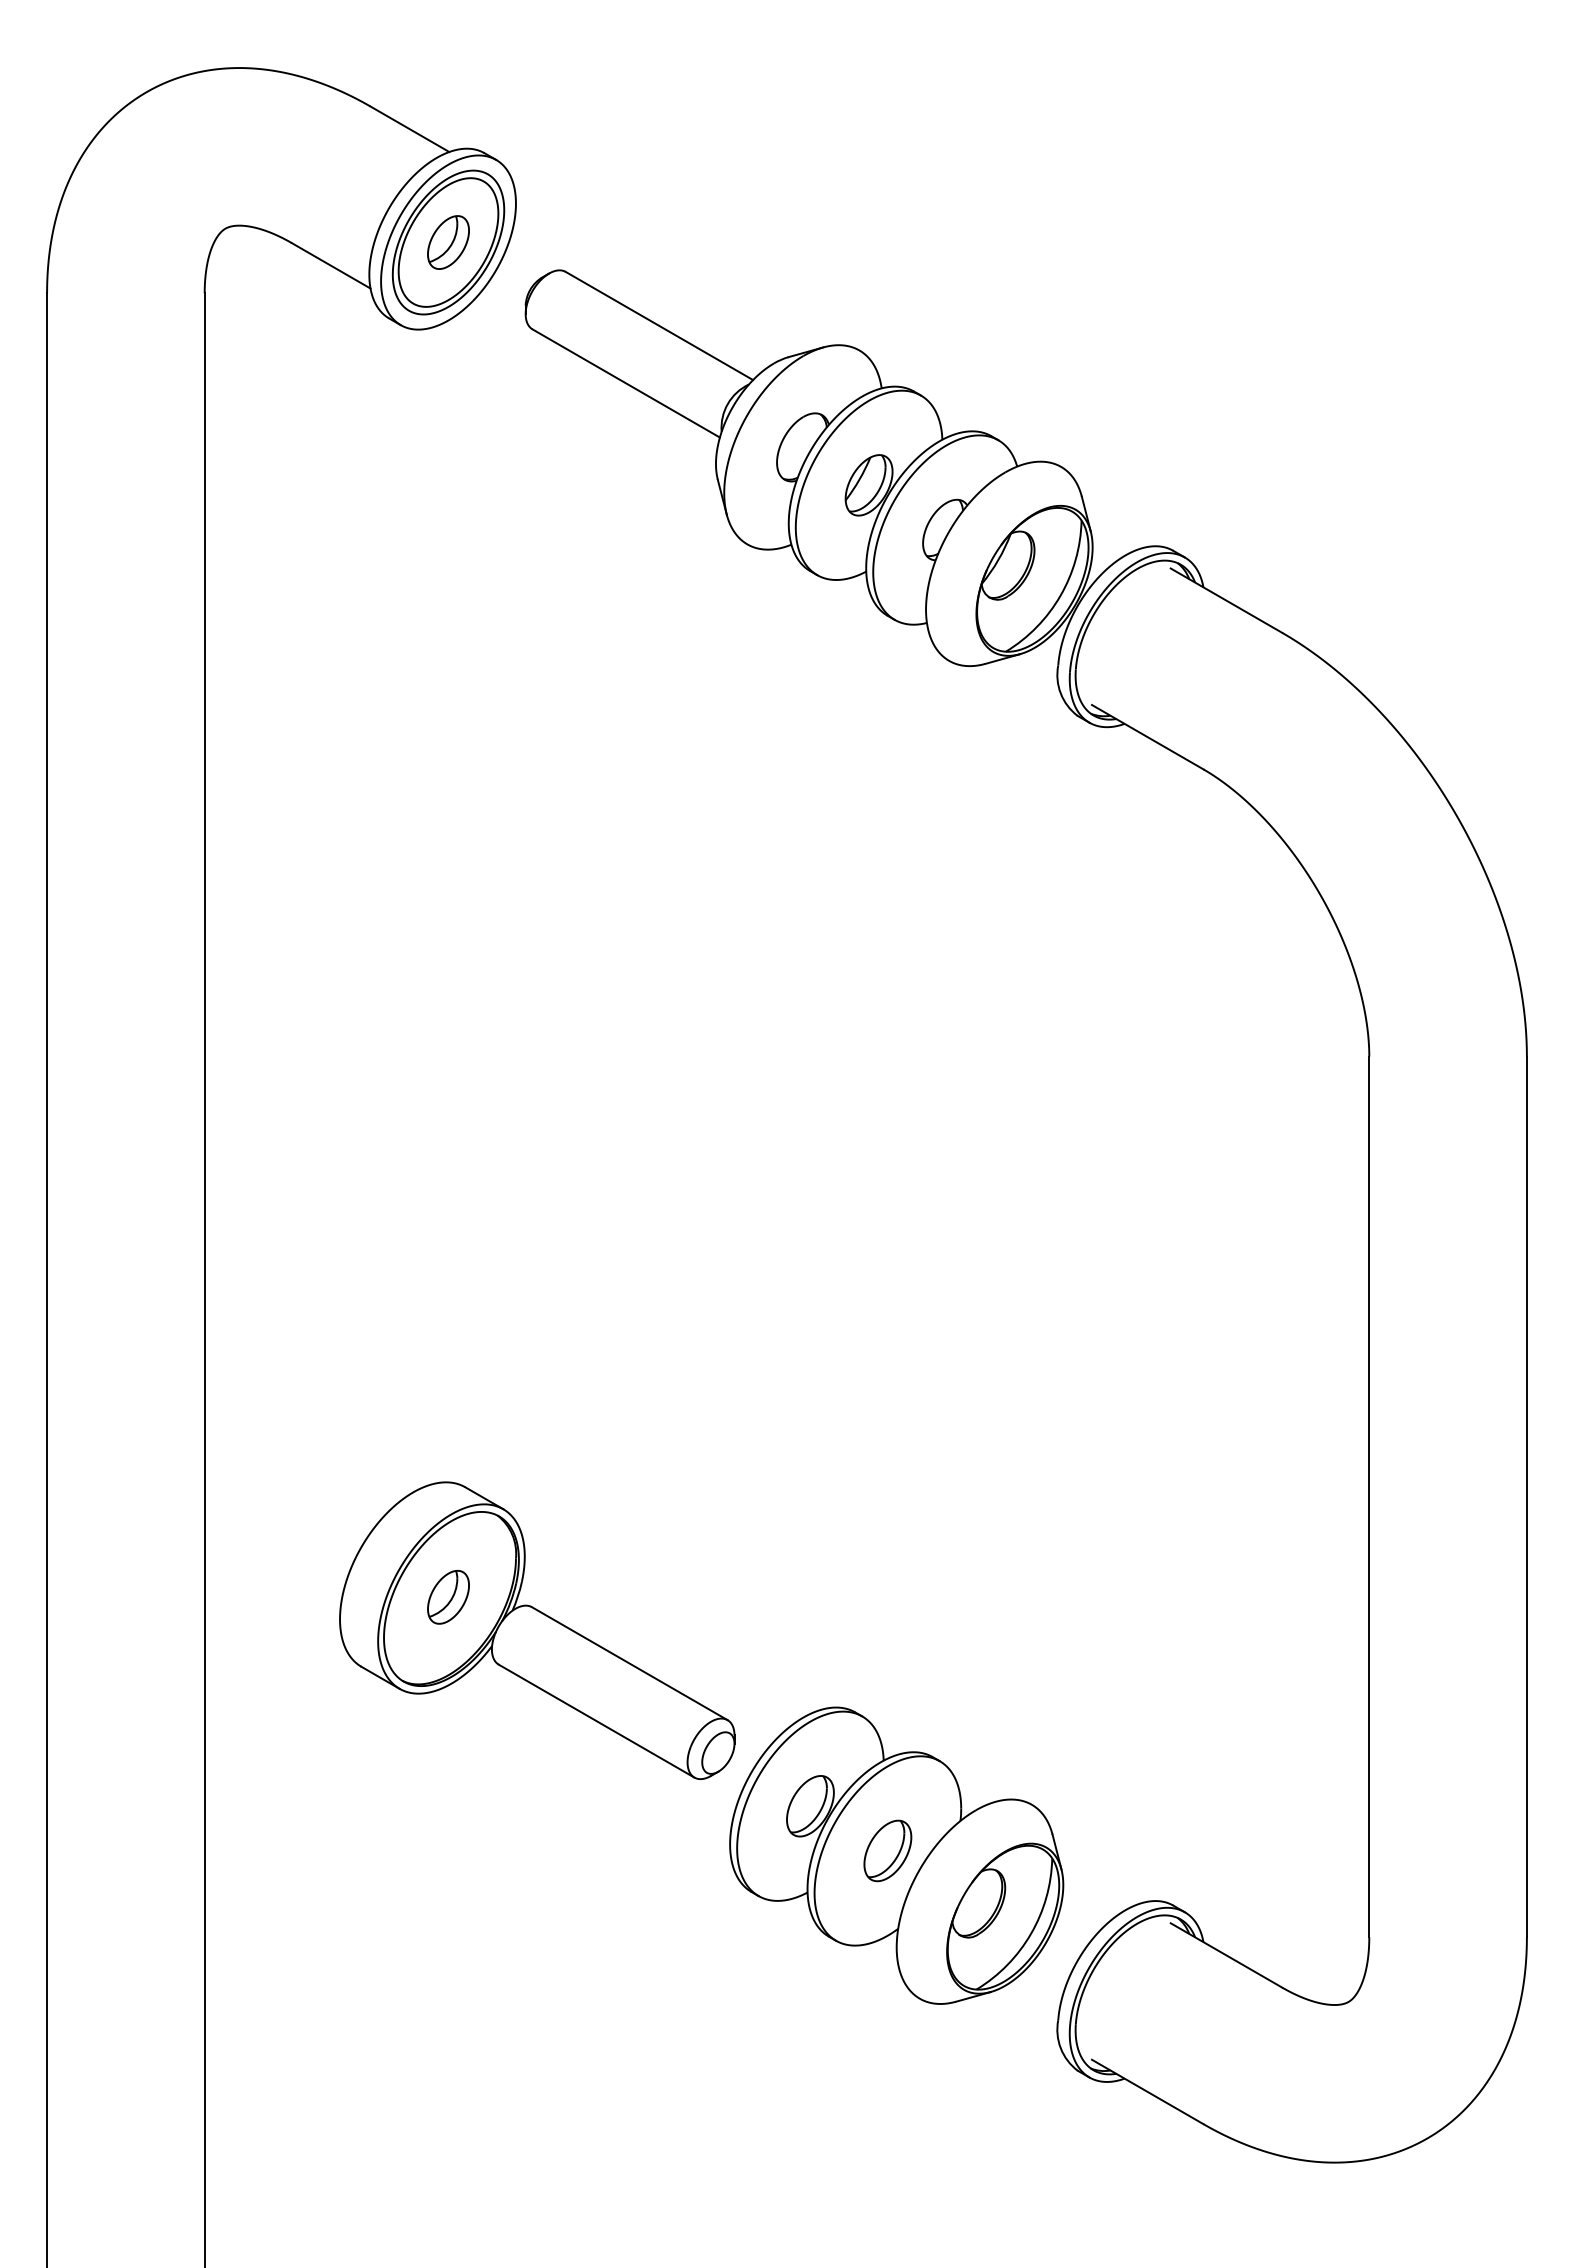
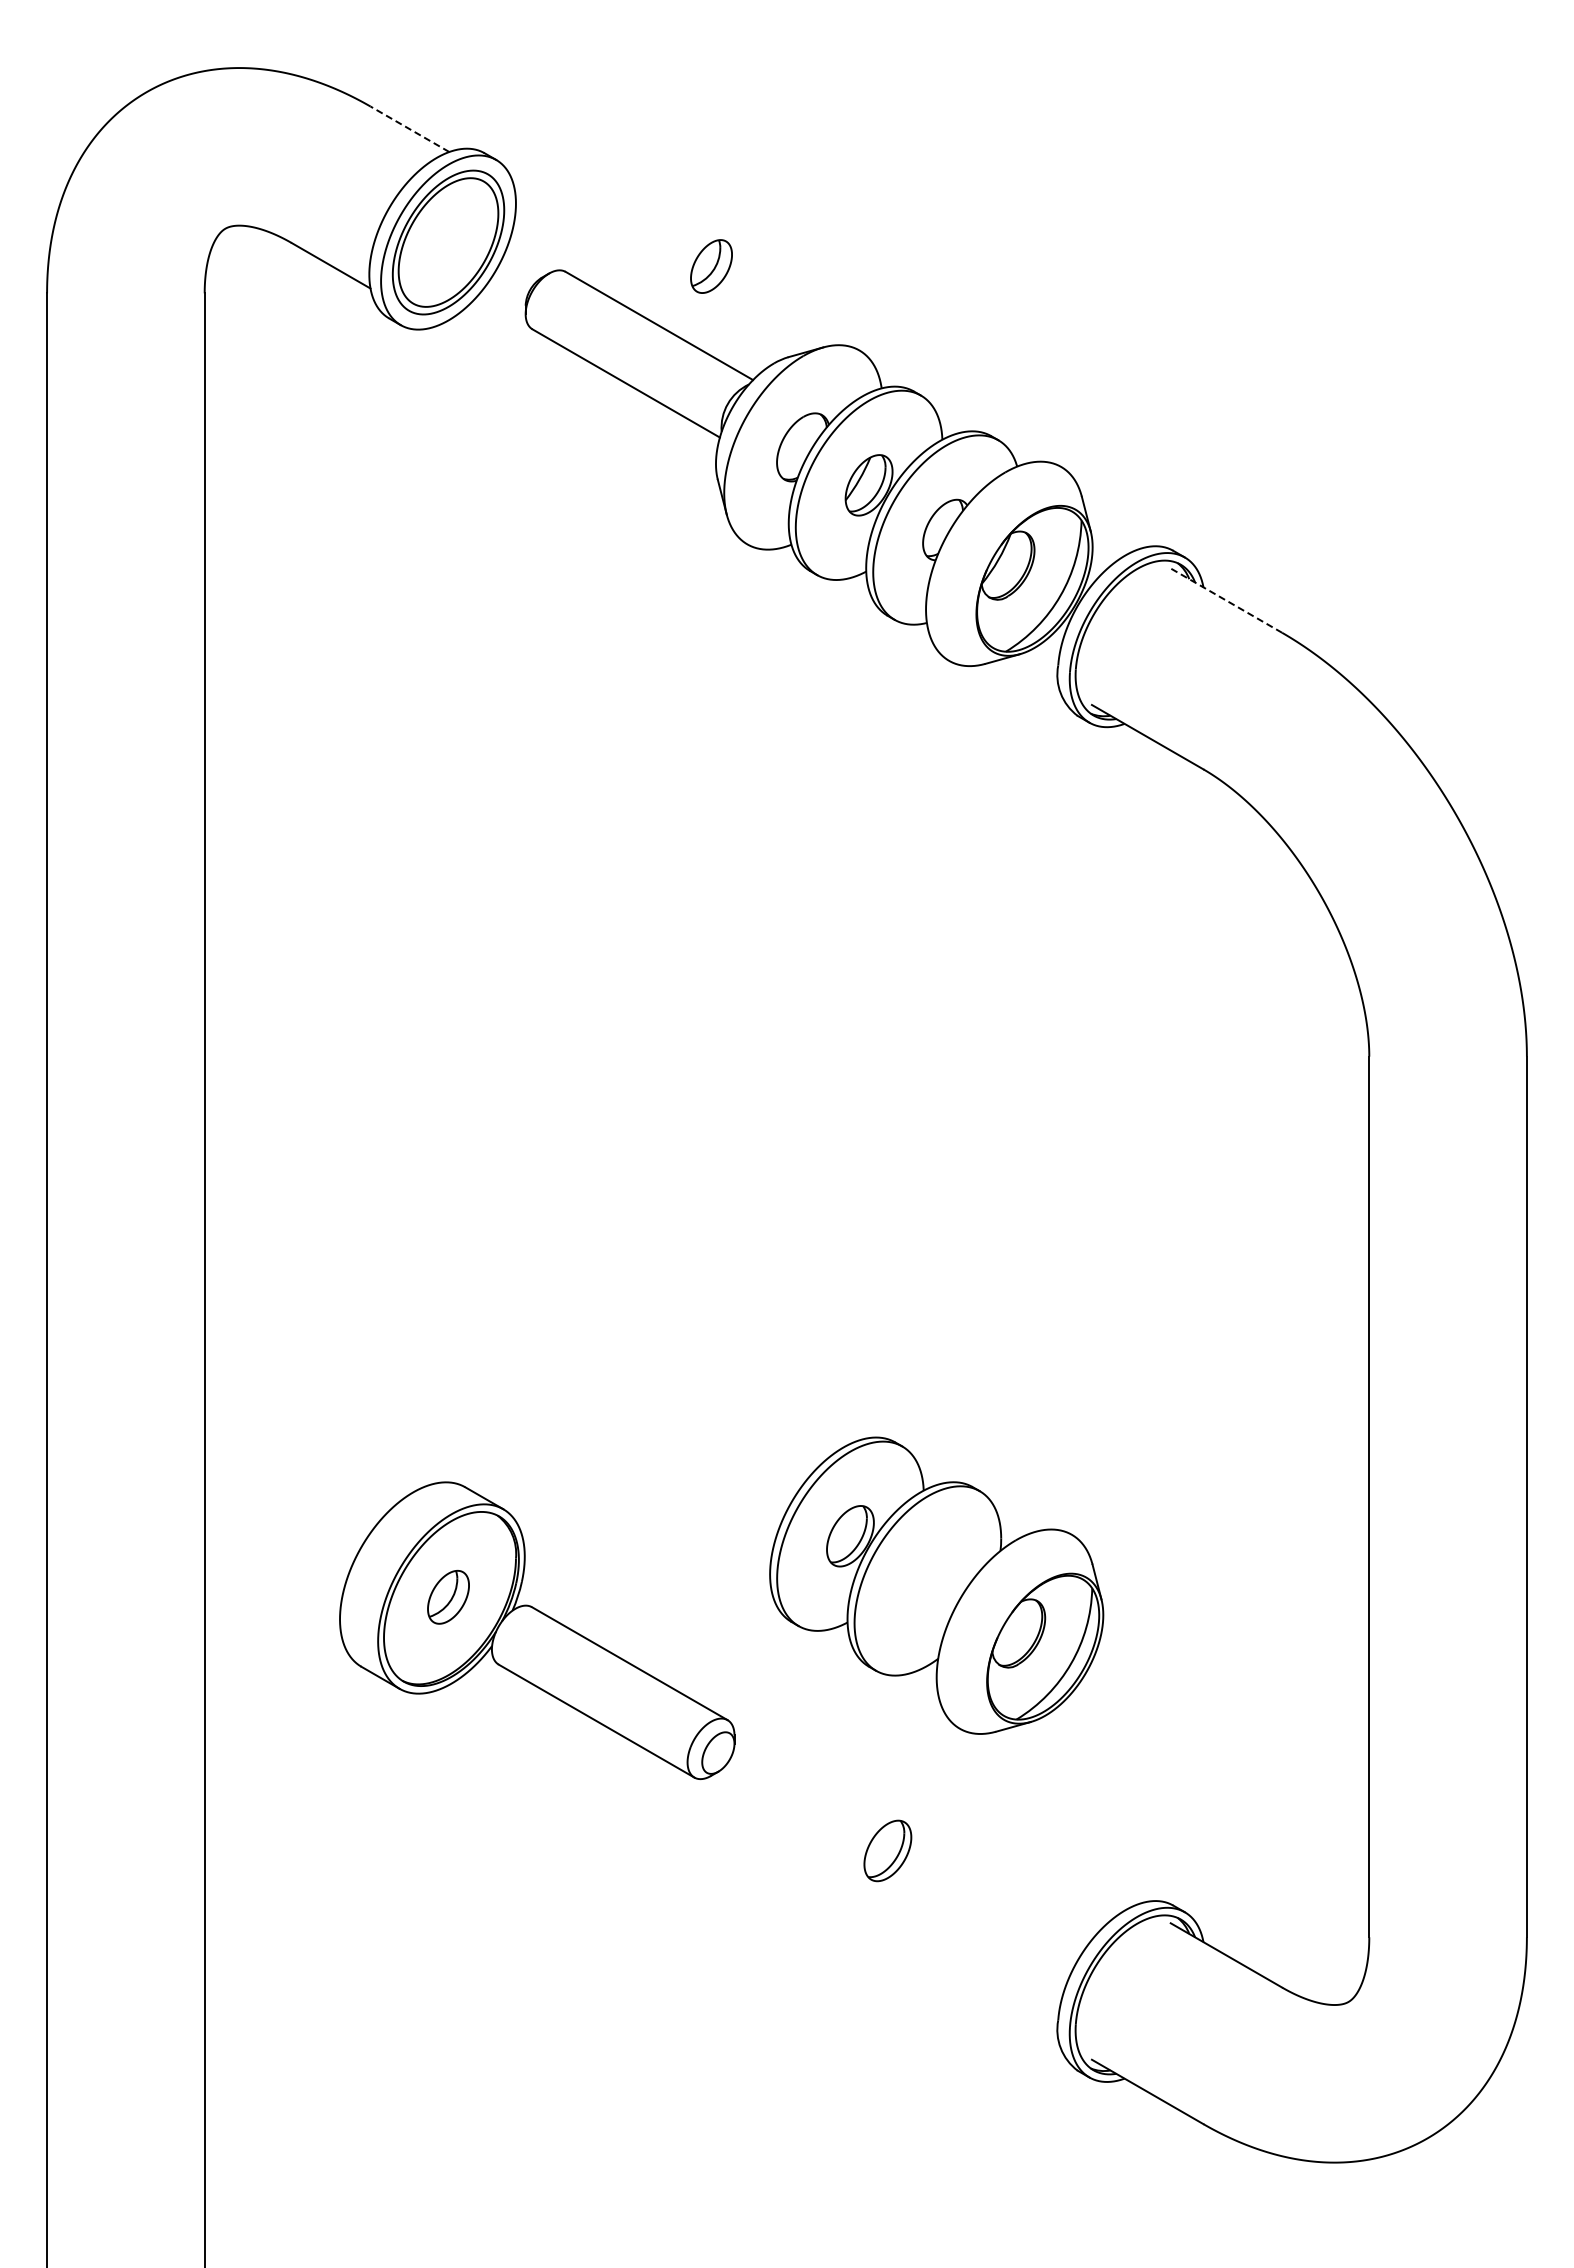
line: solid -> dashed (409, 129)
part position: (448, 242) -> (711, 266) (711, 266)
line: solid -> dashed (1226, 600)
part position: (896, 1855) -> (936, 1585) (936, 1585)
